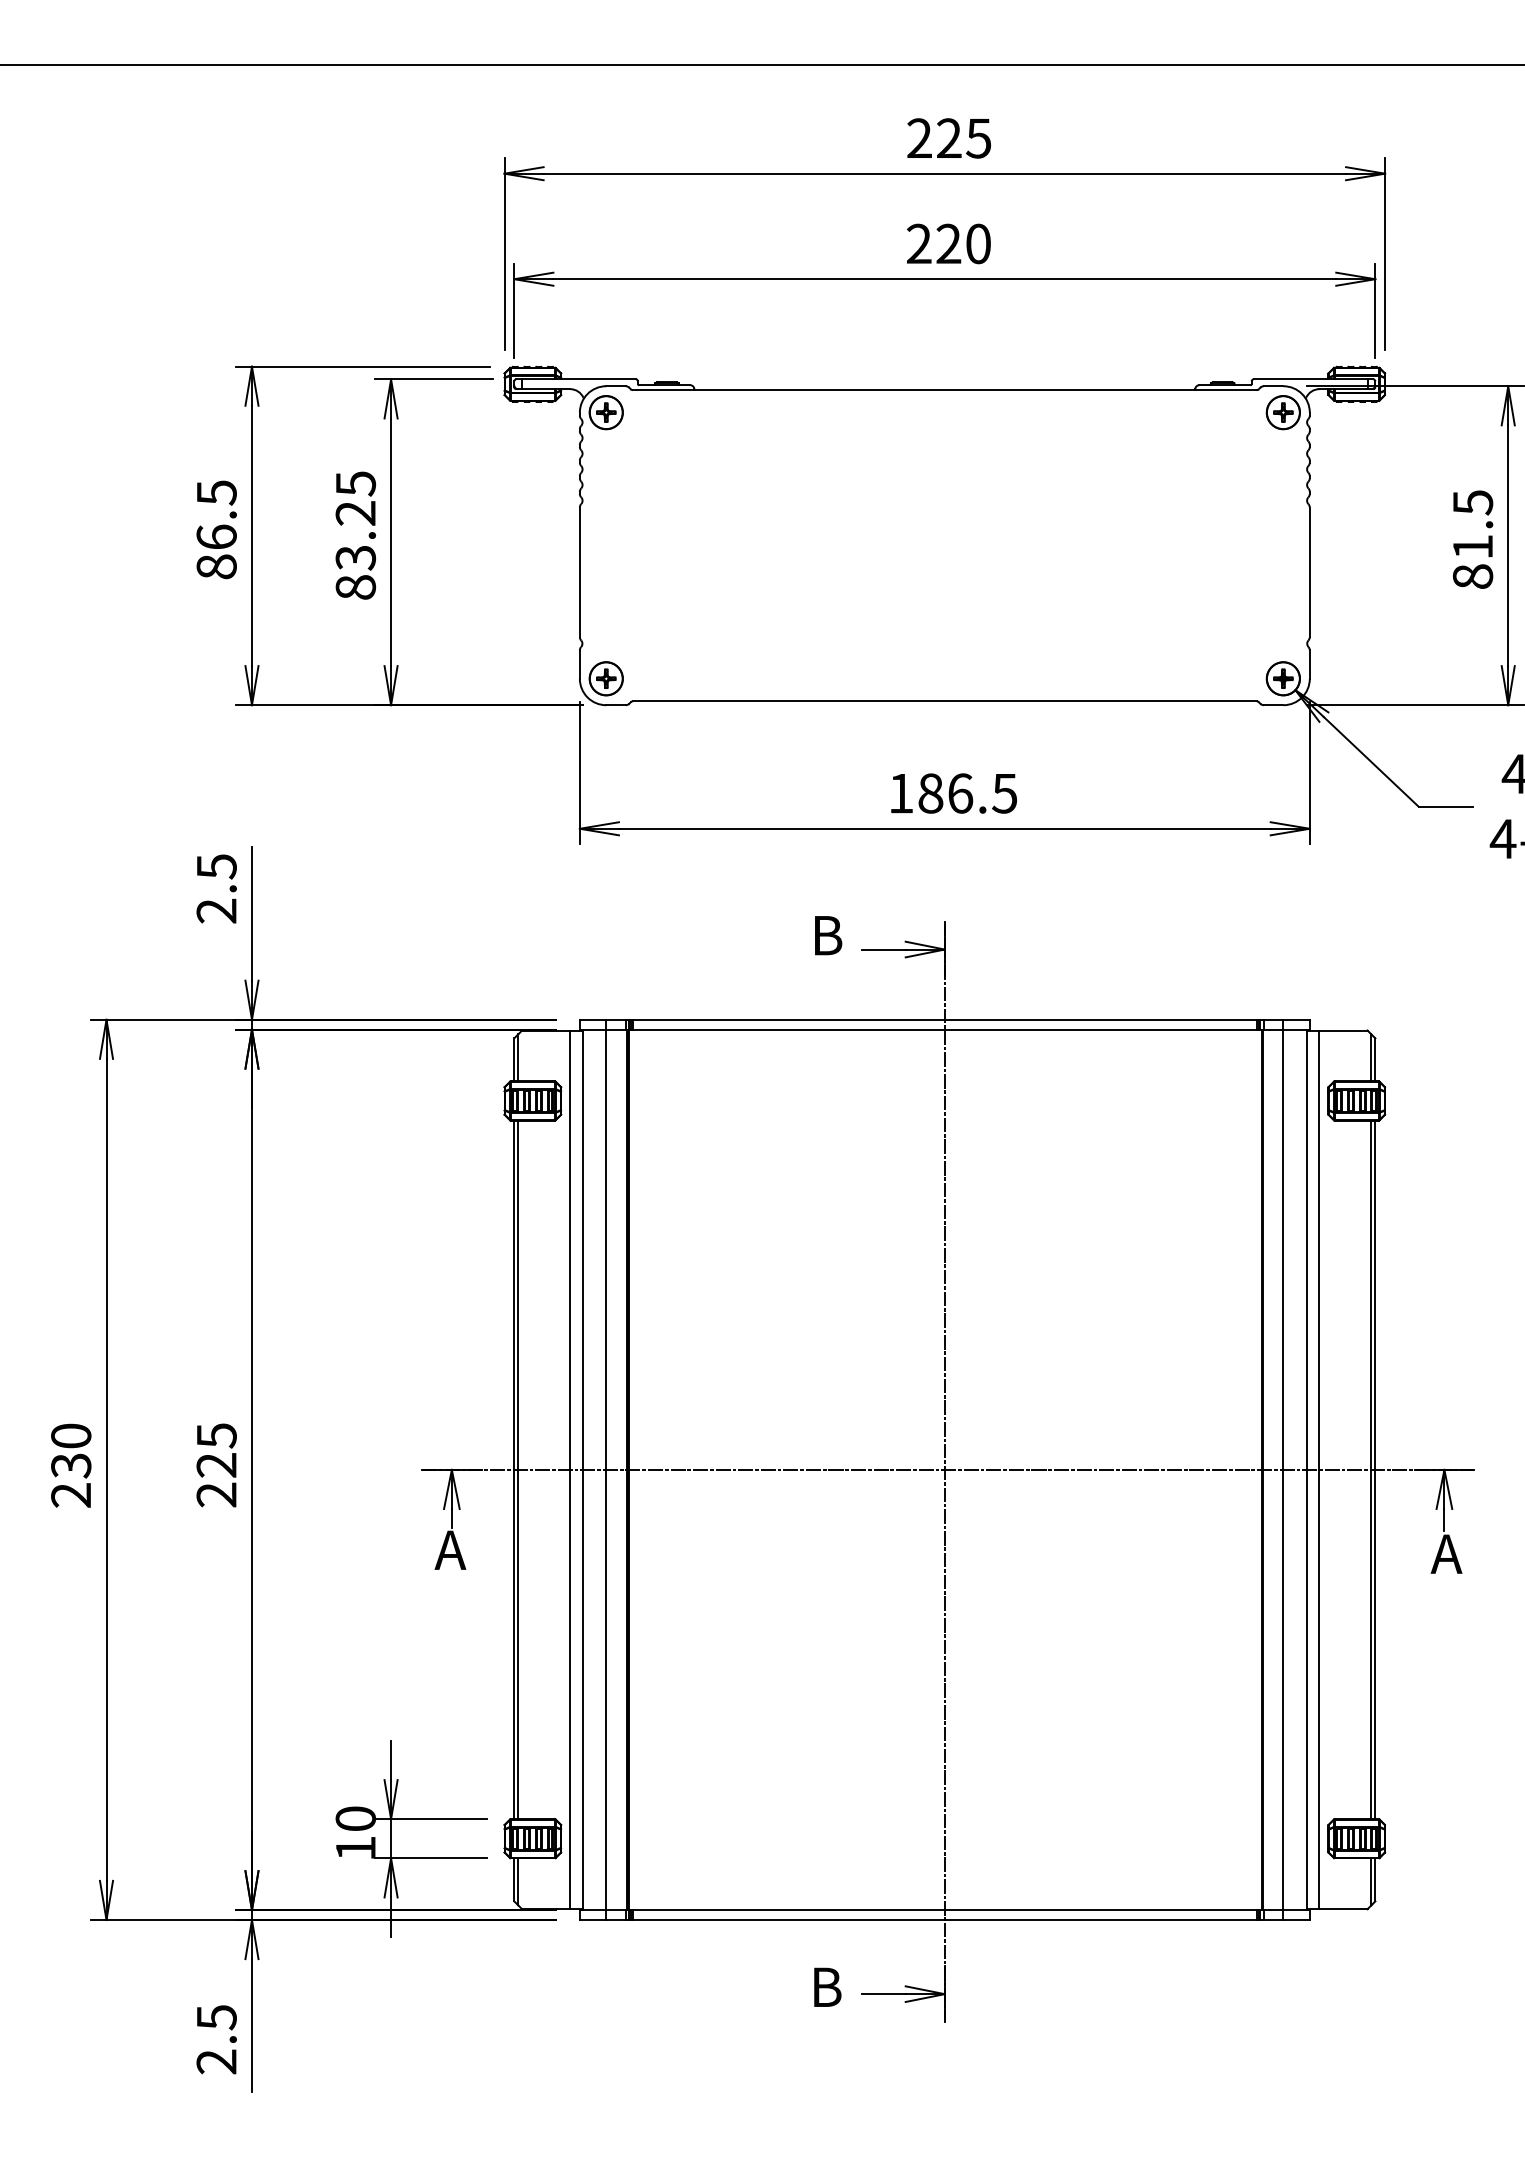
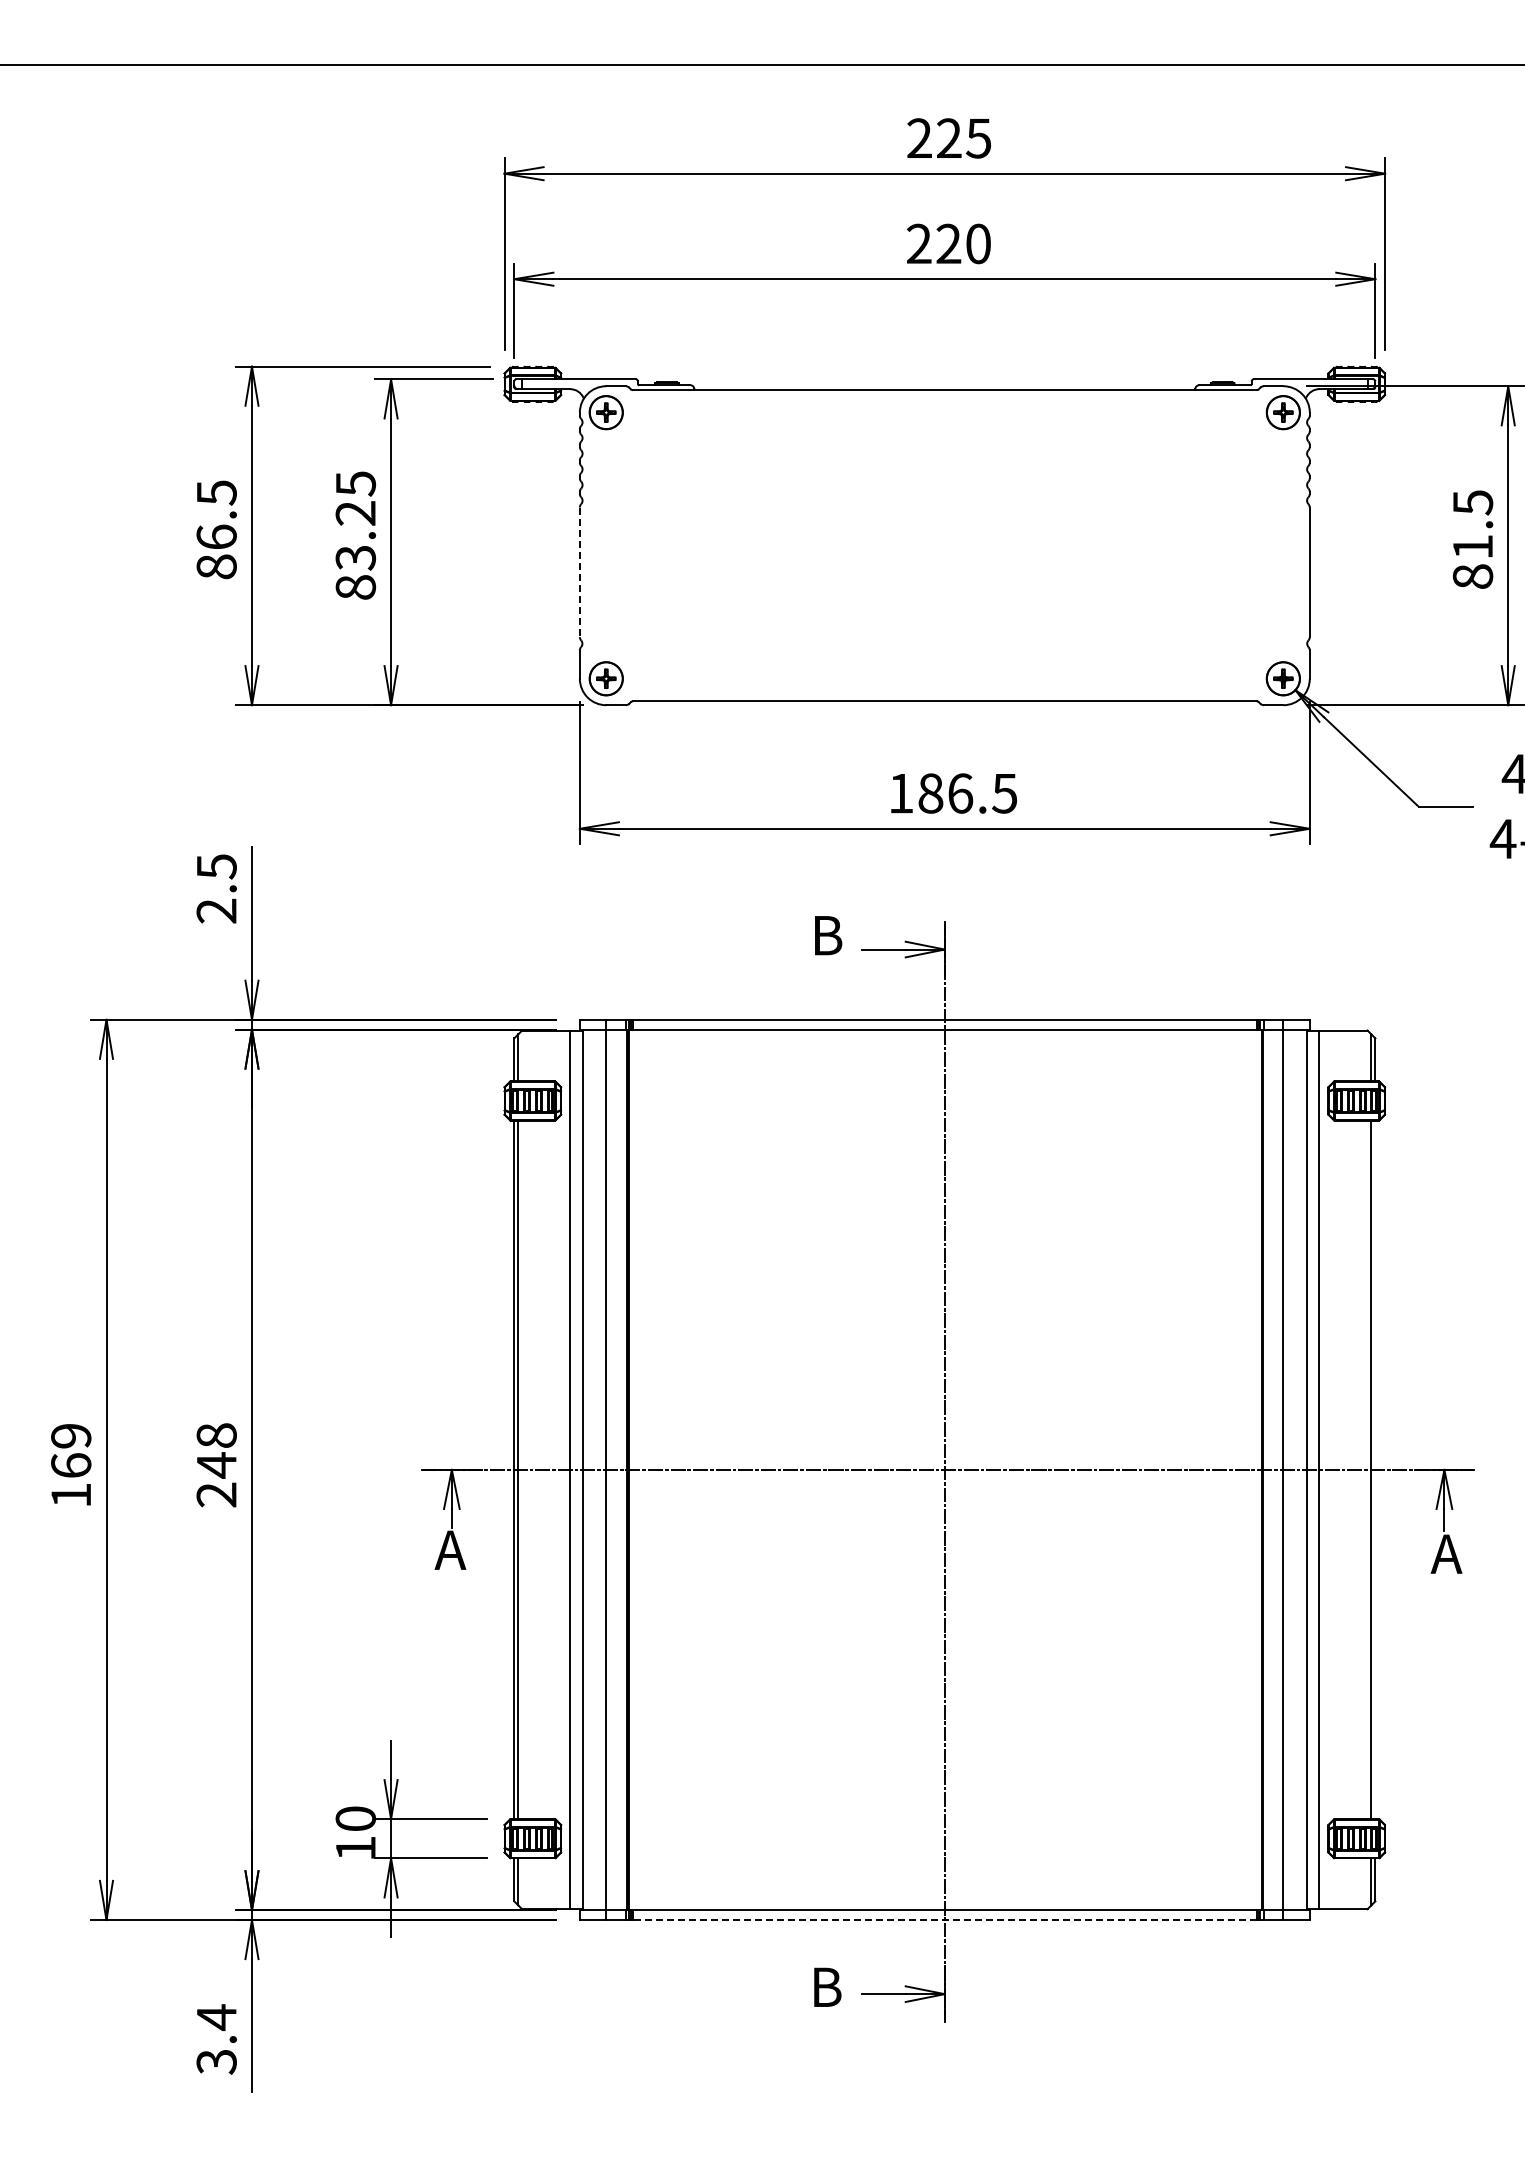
line: solid -> dashed (579, 572)
text: 225 -> 248 (216, 1450)
text: 230 -> 169 (71, 1465)
line: present -> none (1375, 1469)
line: solid -> dashed (944, 1919)
text: 2.5 -> 3.4 (216, 2039)
